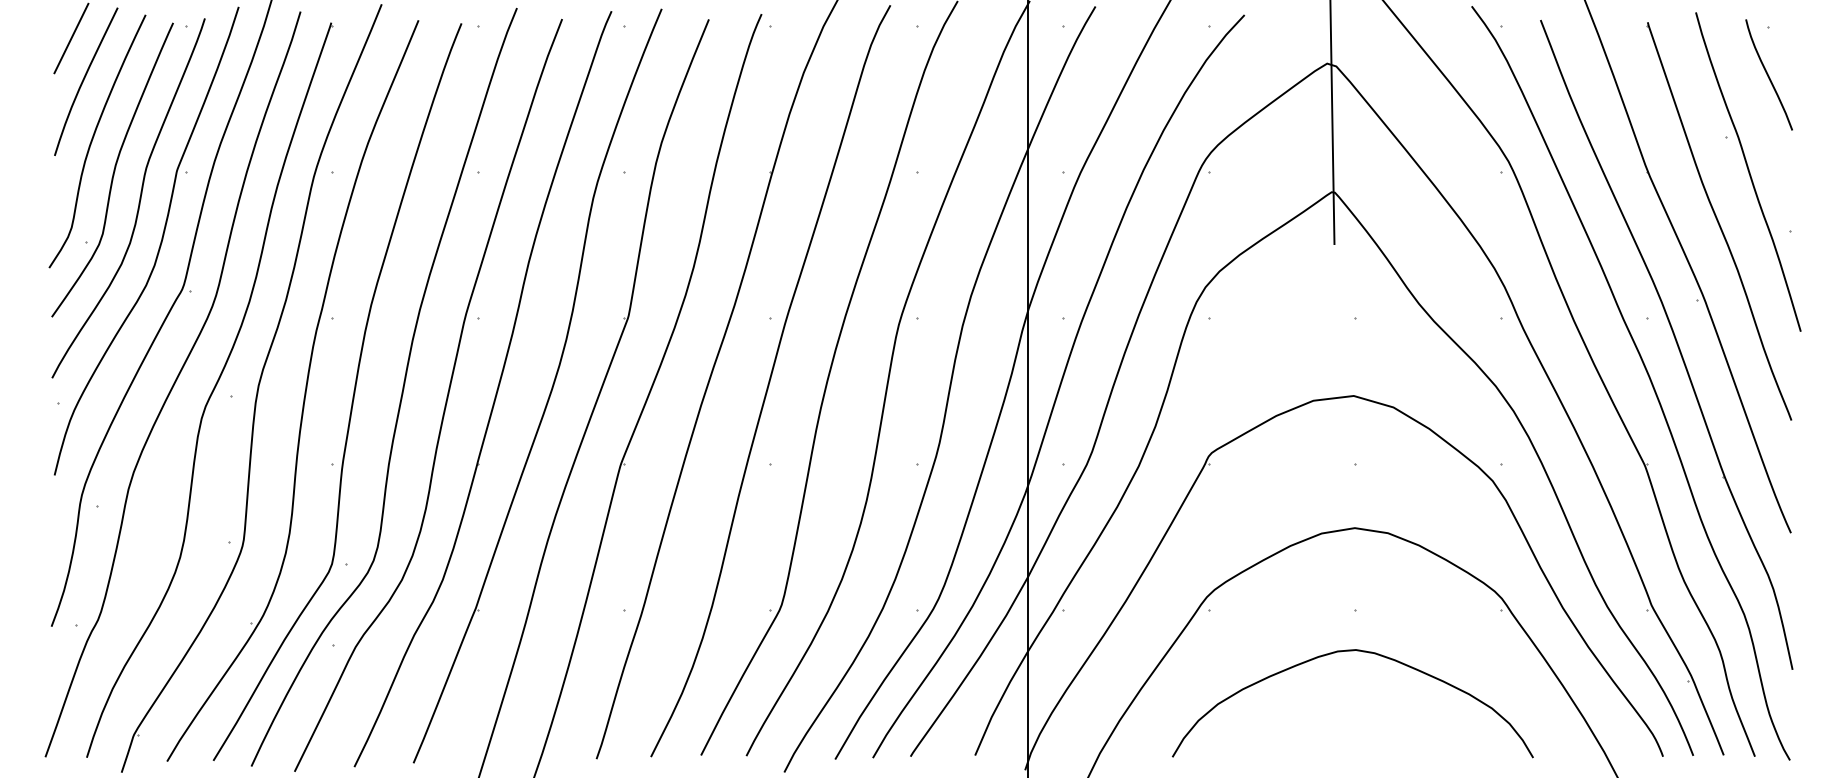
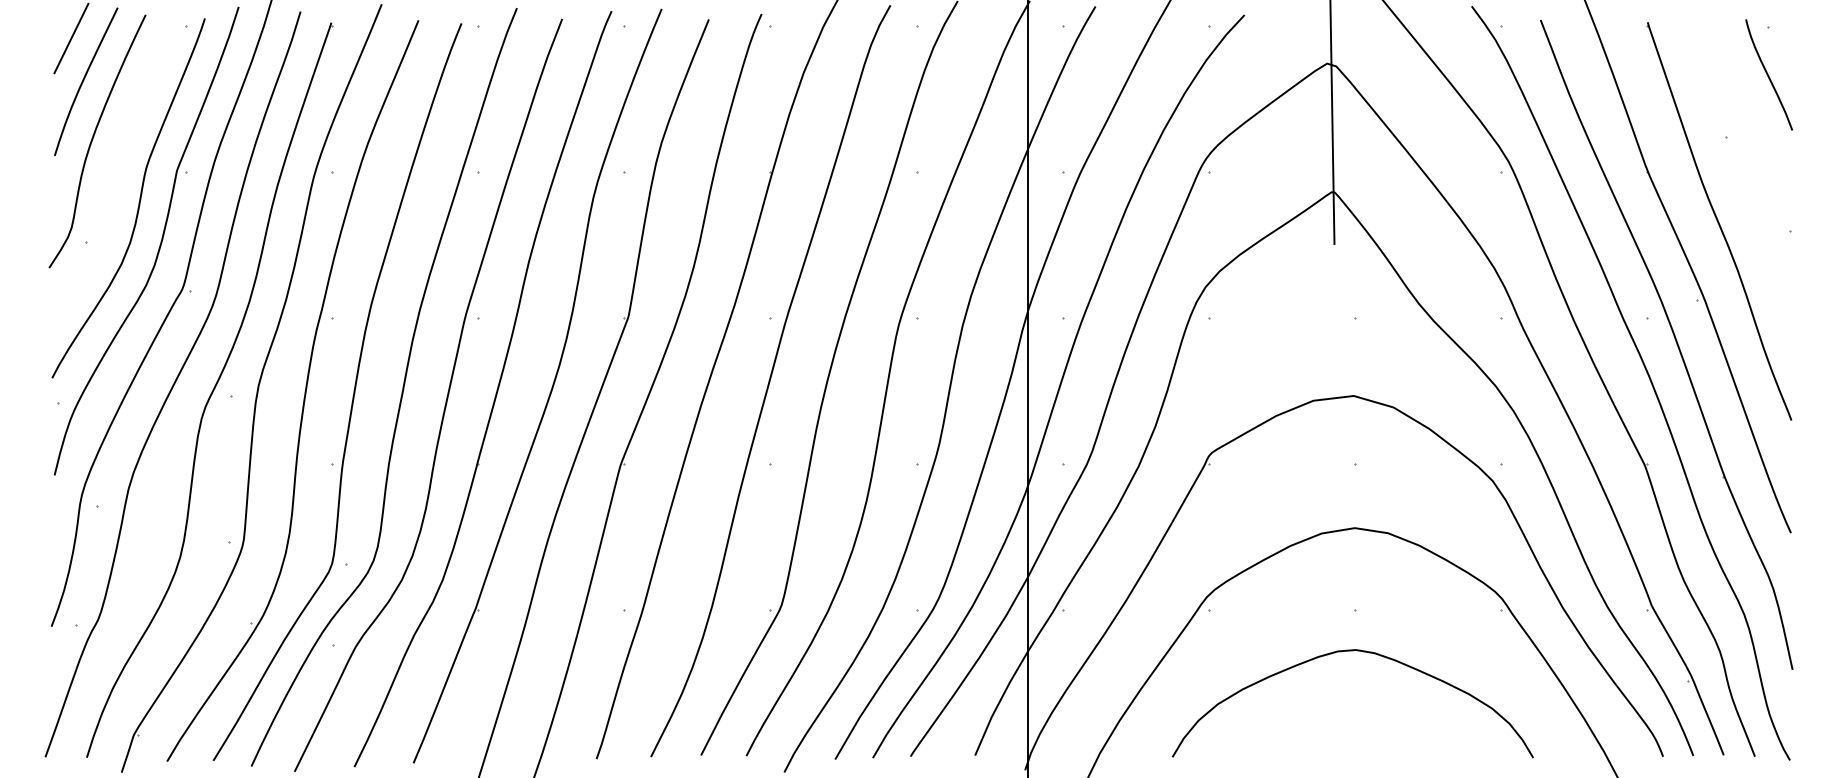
curve: present -> none (113, 169)
curve: present -> none (1748, 171)
